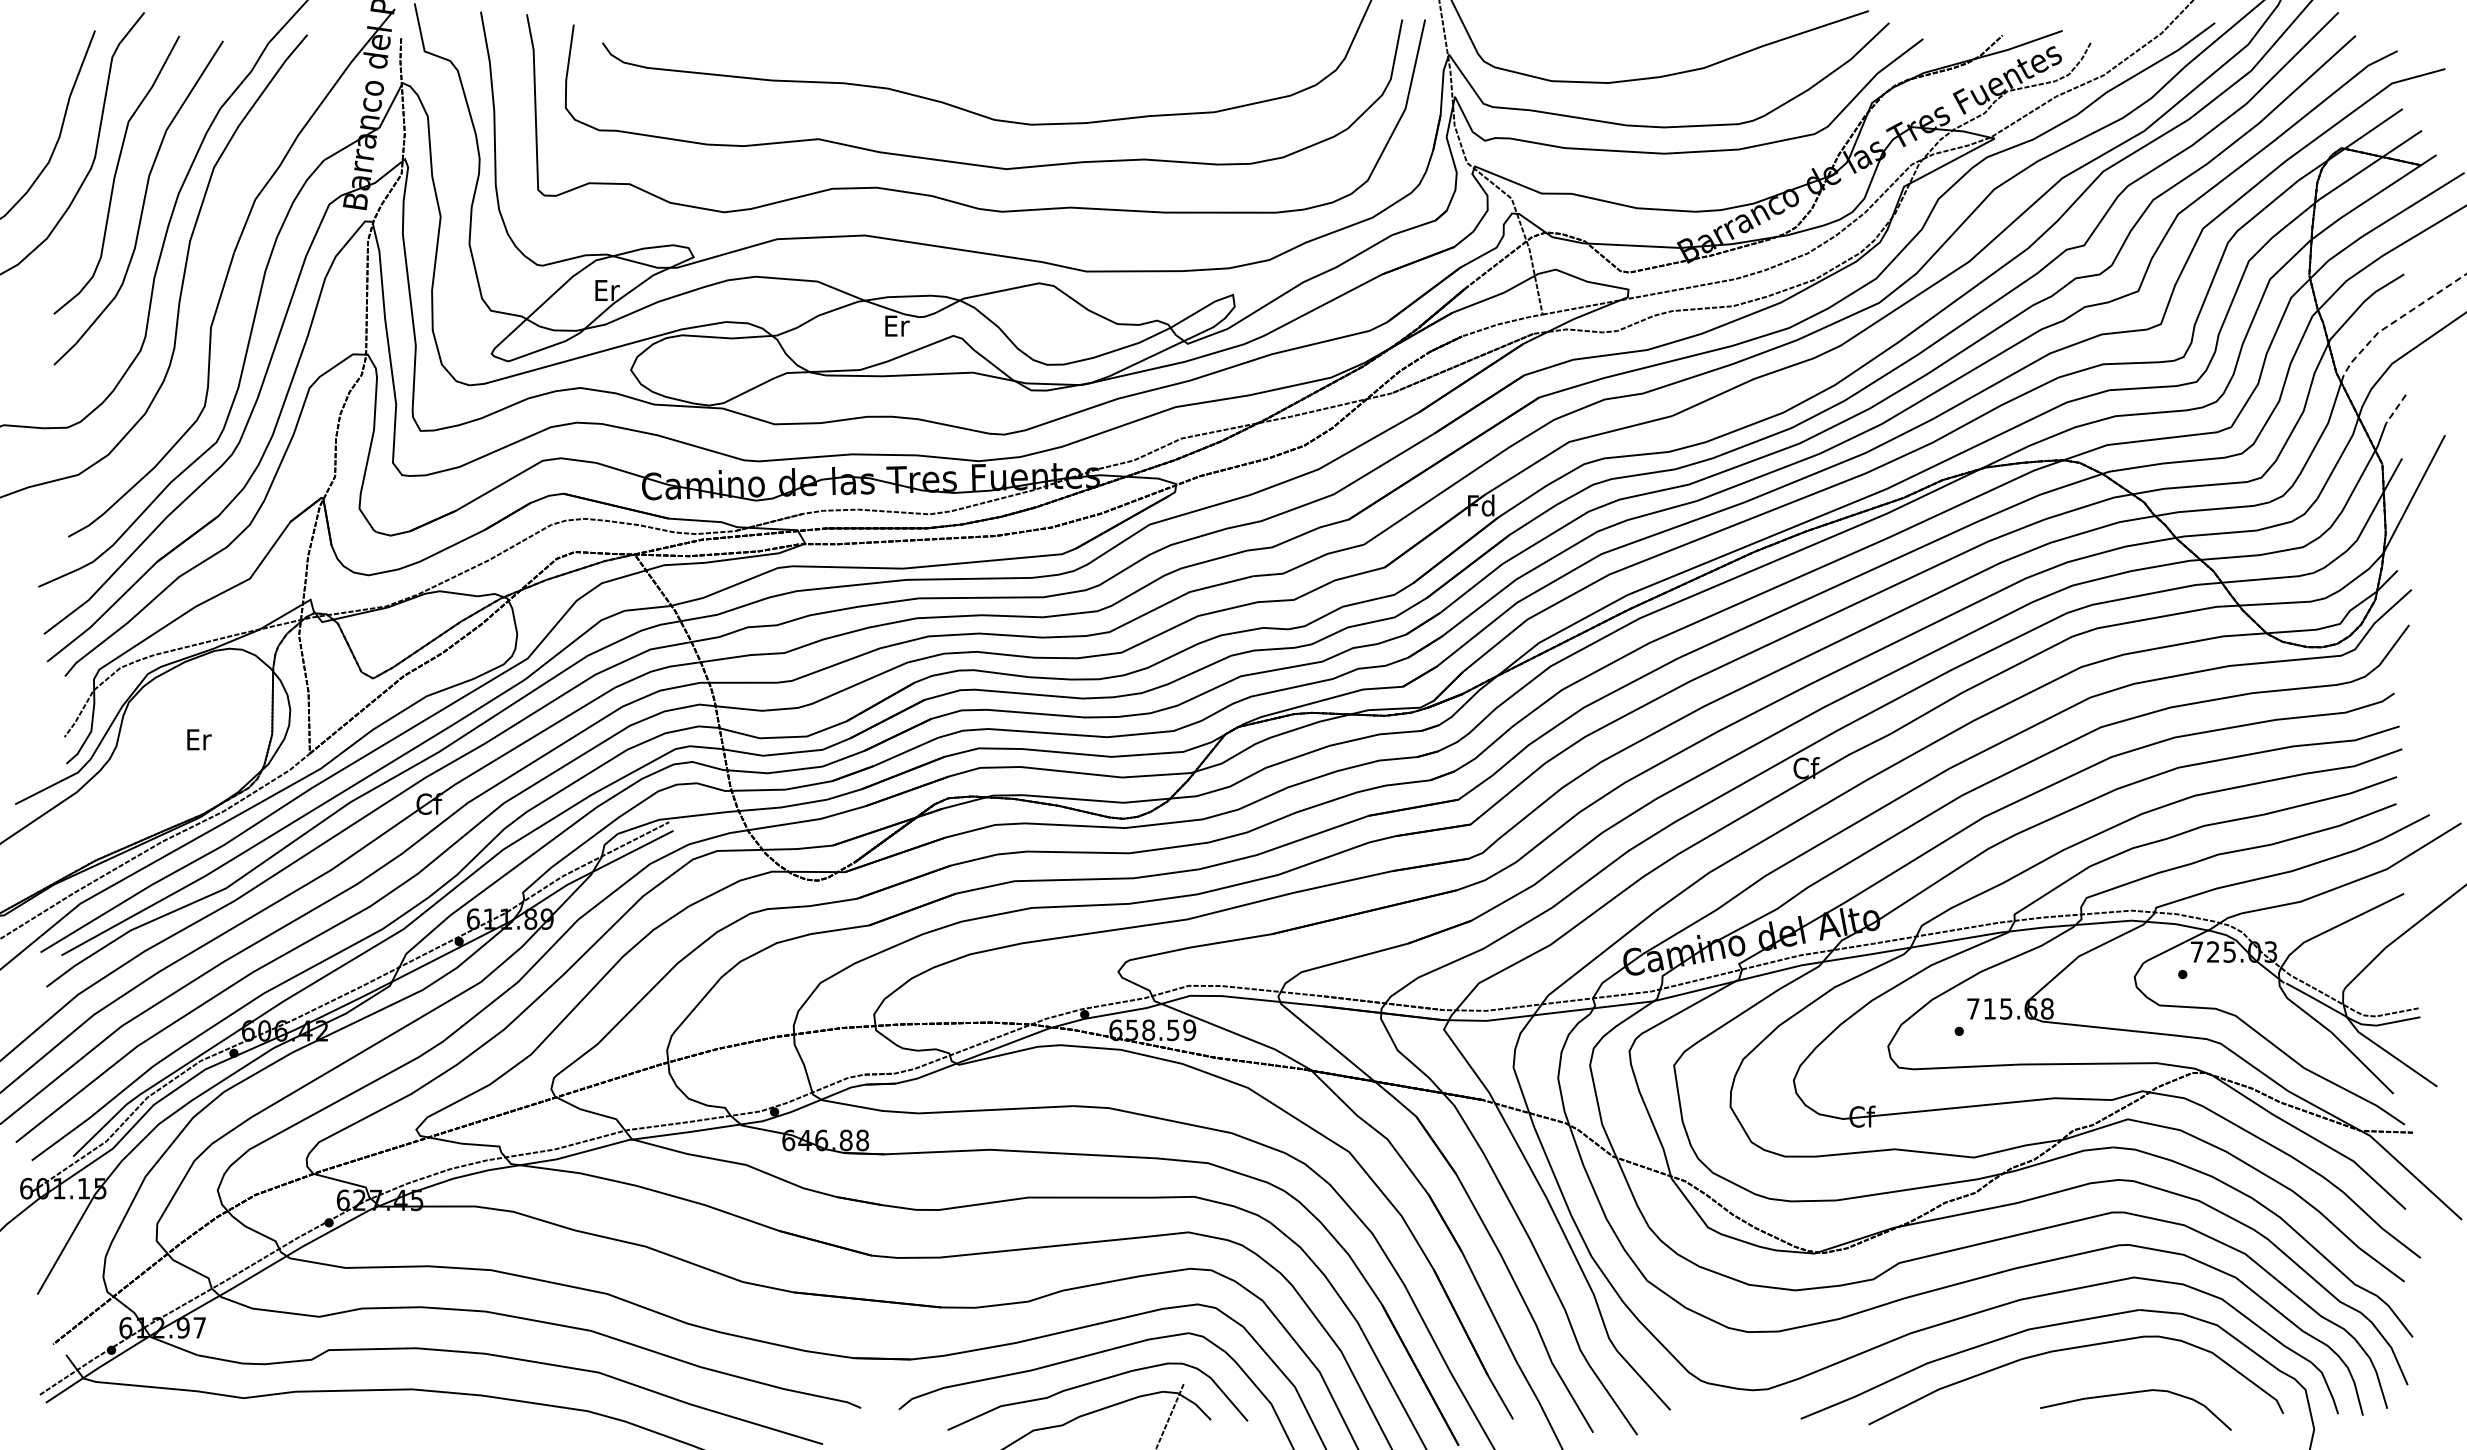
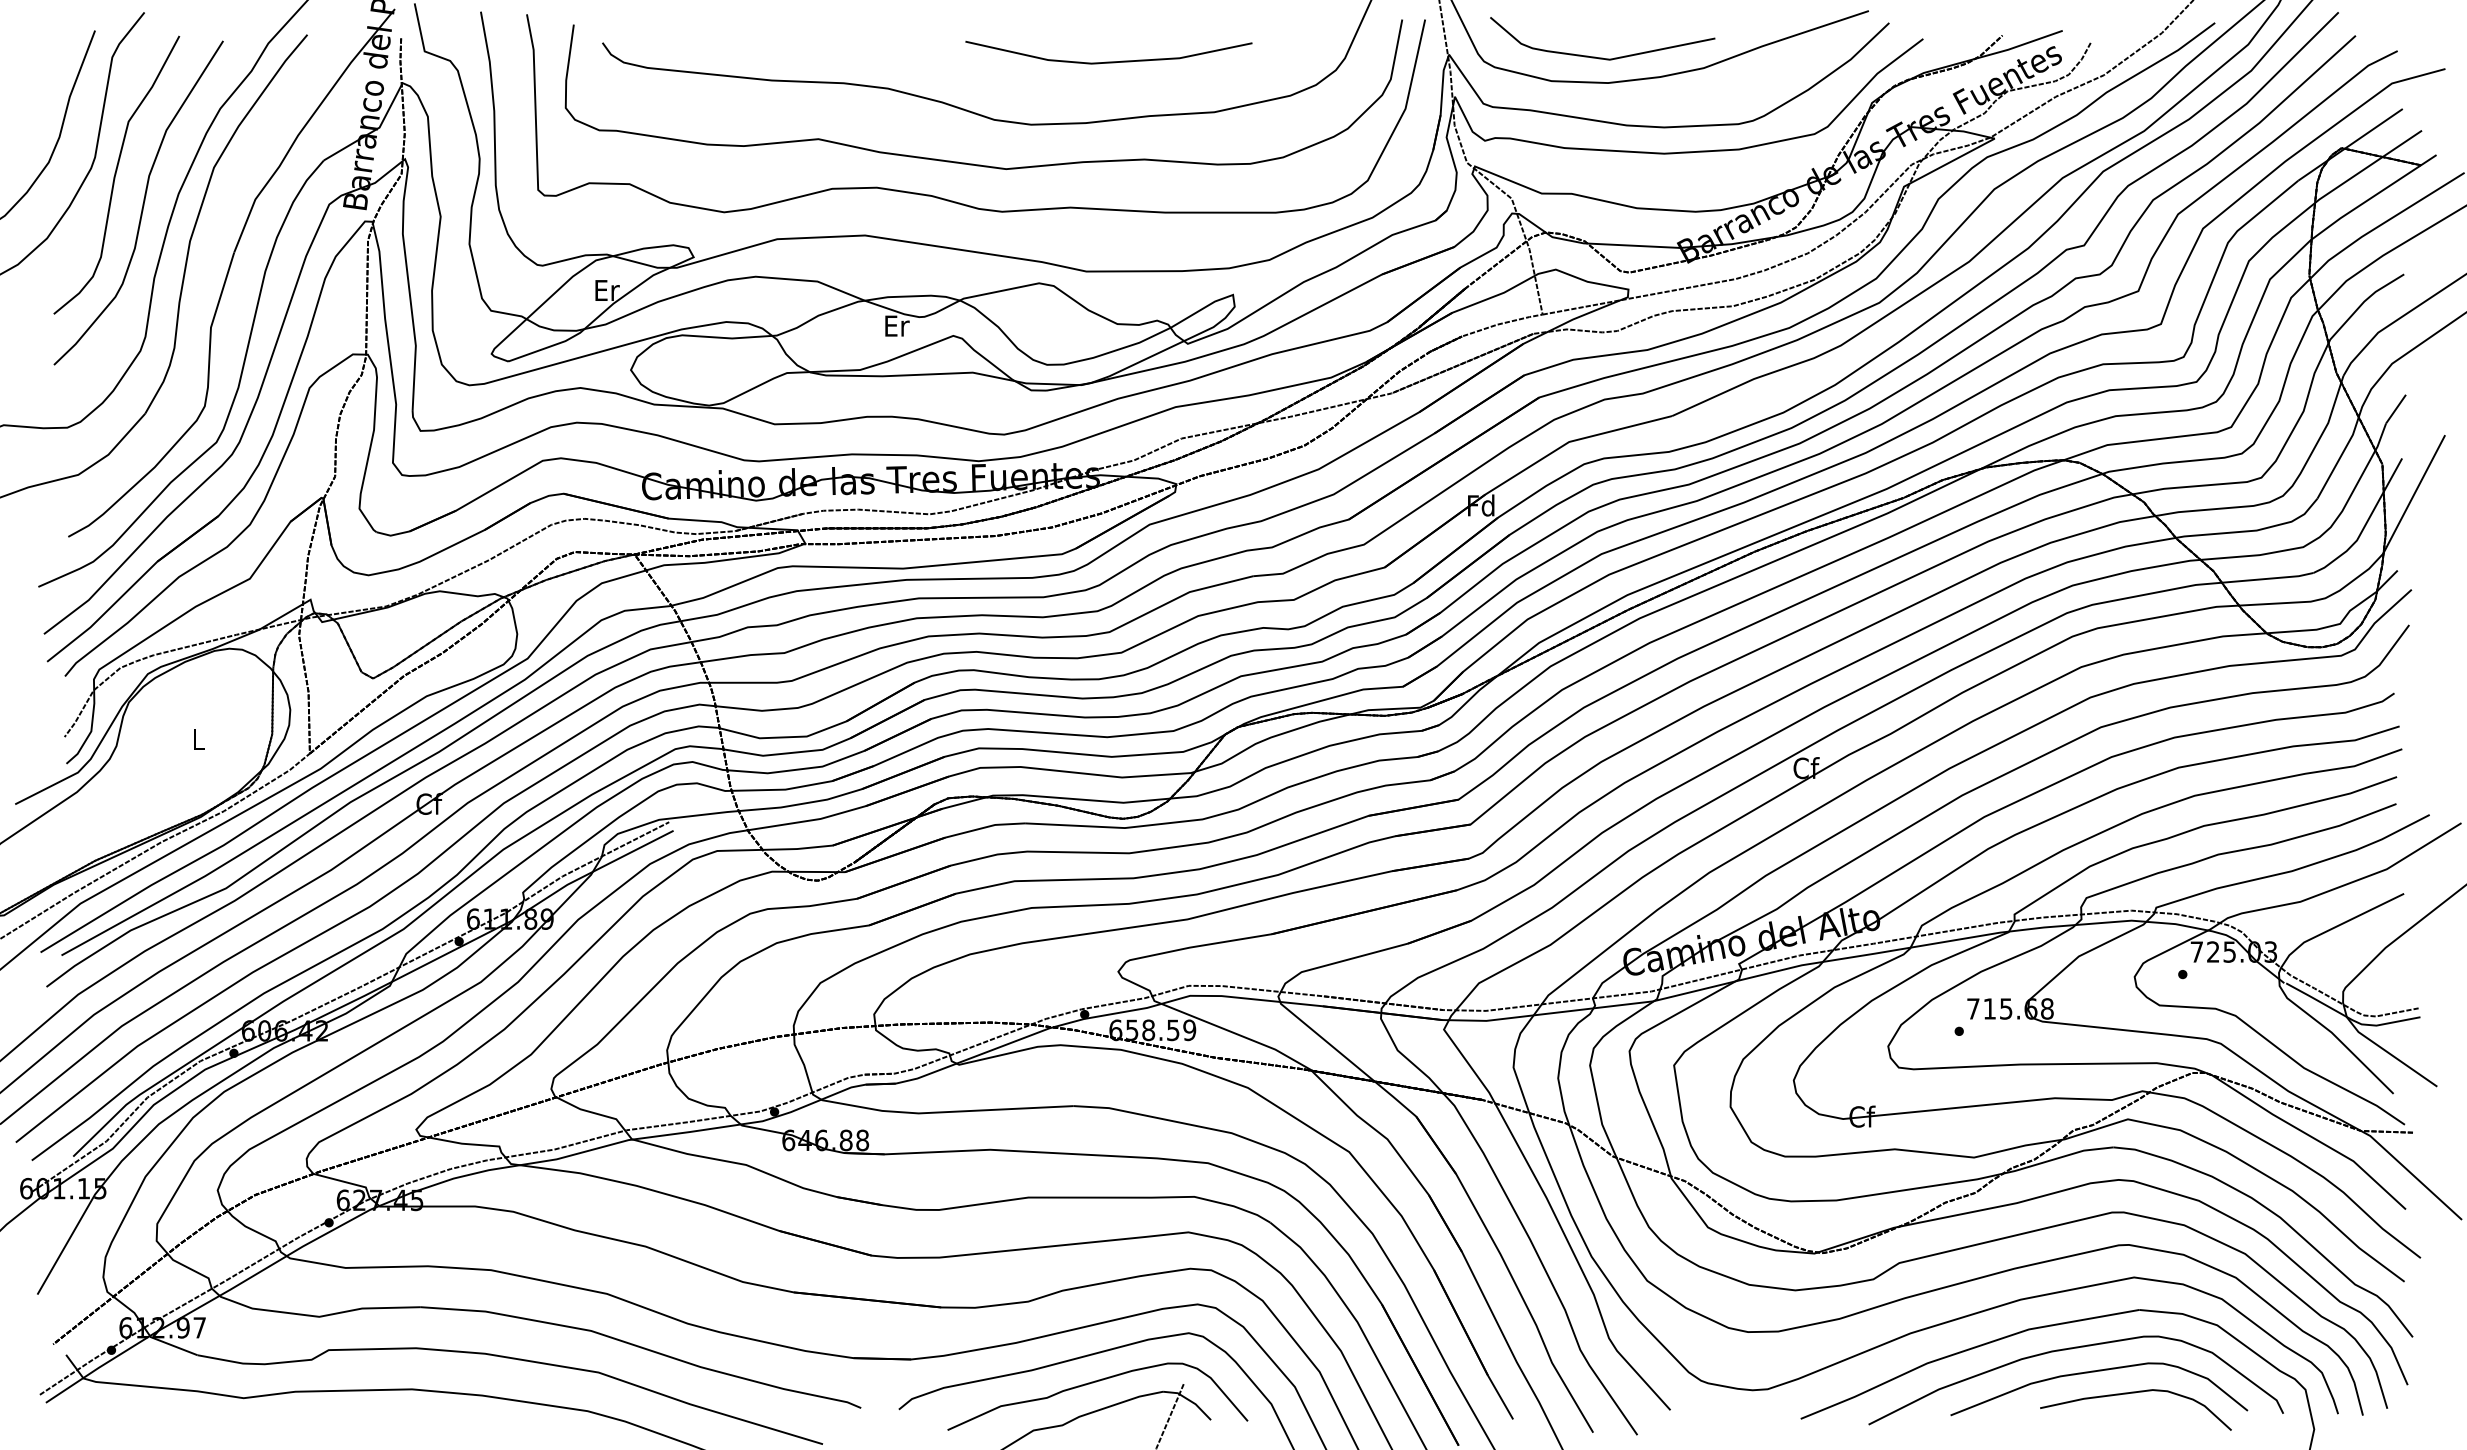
curve: none -> present (1602, 57)
line: none -> present (1108, 61)
line: dashed -> solid (2398, 319)
line: dashed -> solid (2395, 409)
text: Er -> L (199, 739)
curve: none -> present (2095, 1372)
